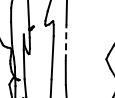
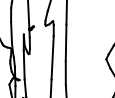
line: dashed -> solid (66, 42)
